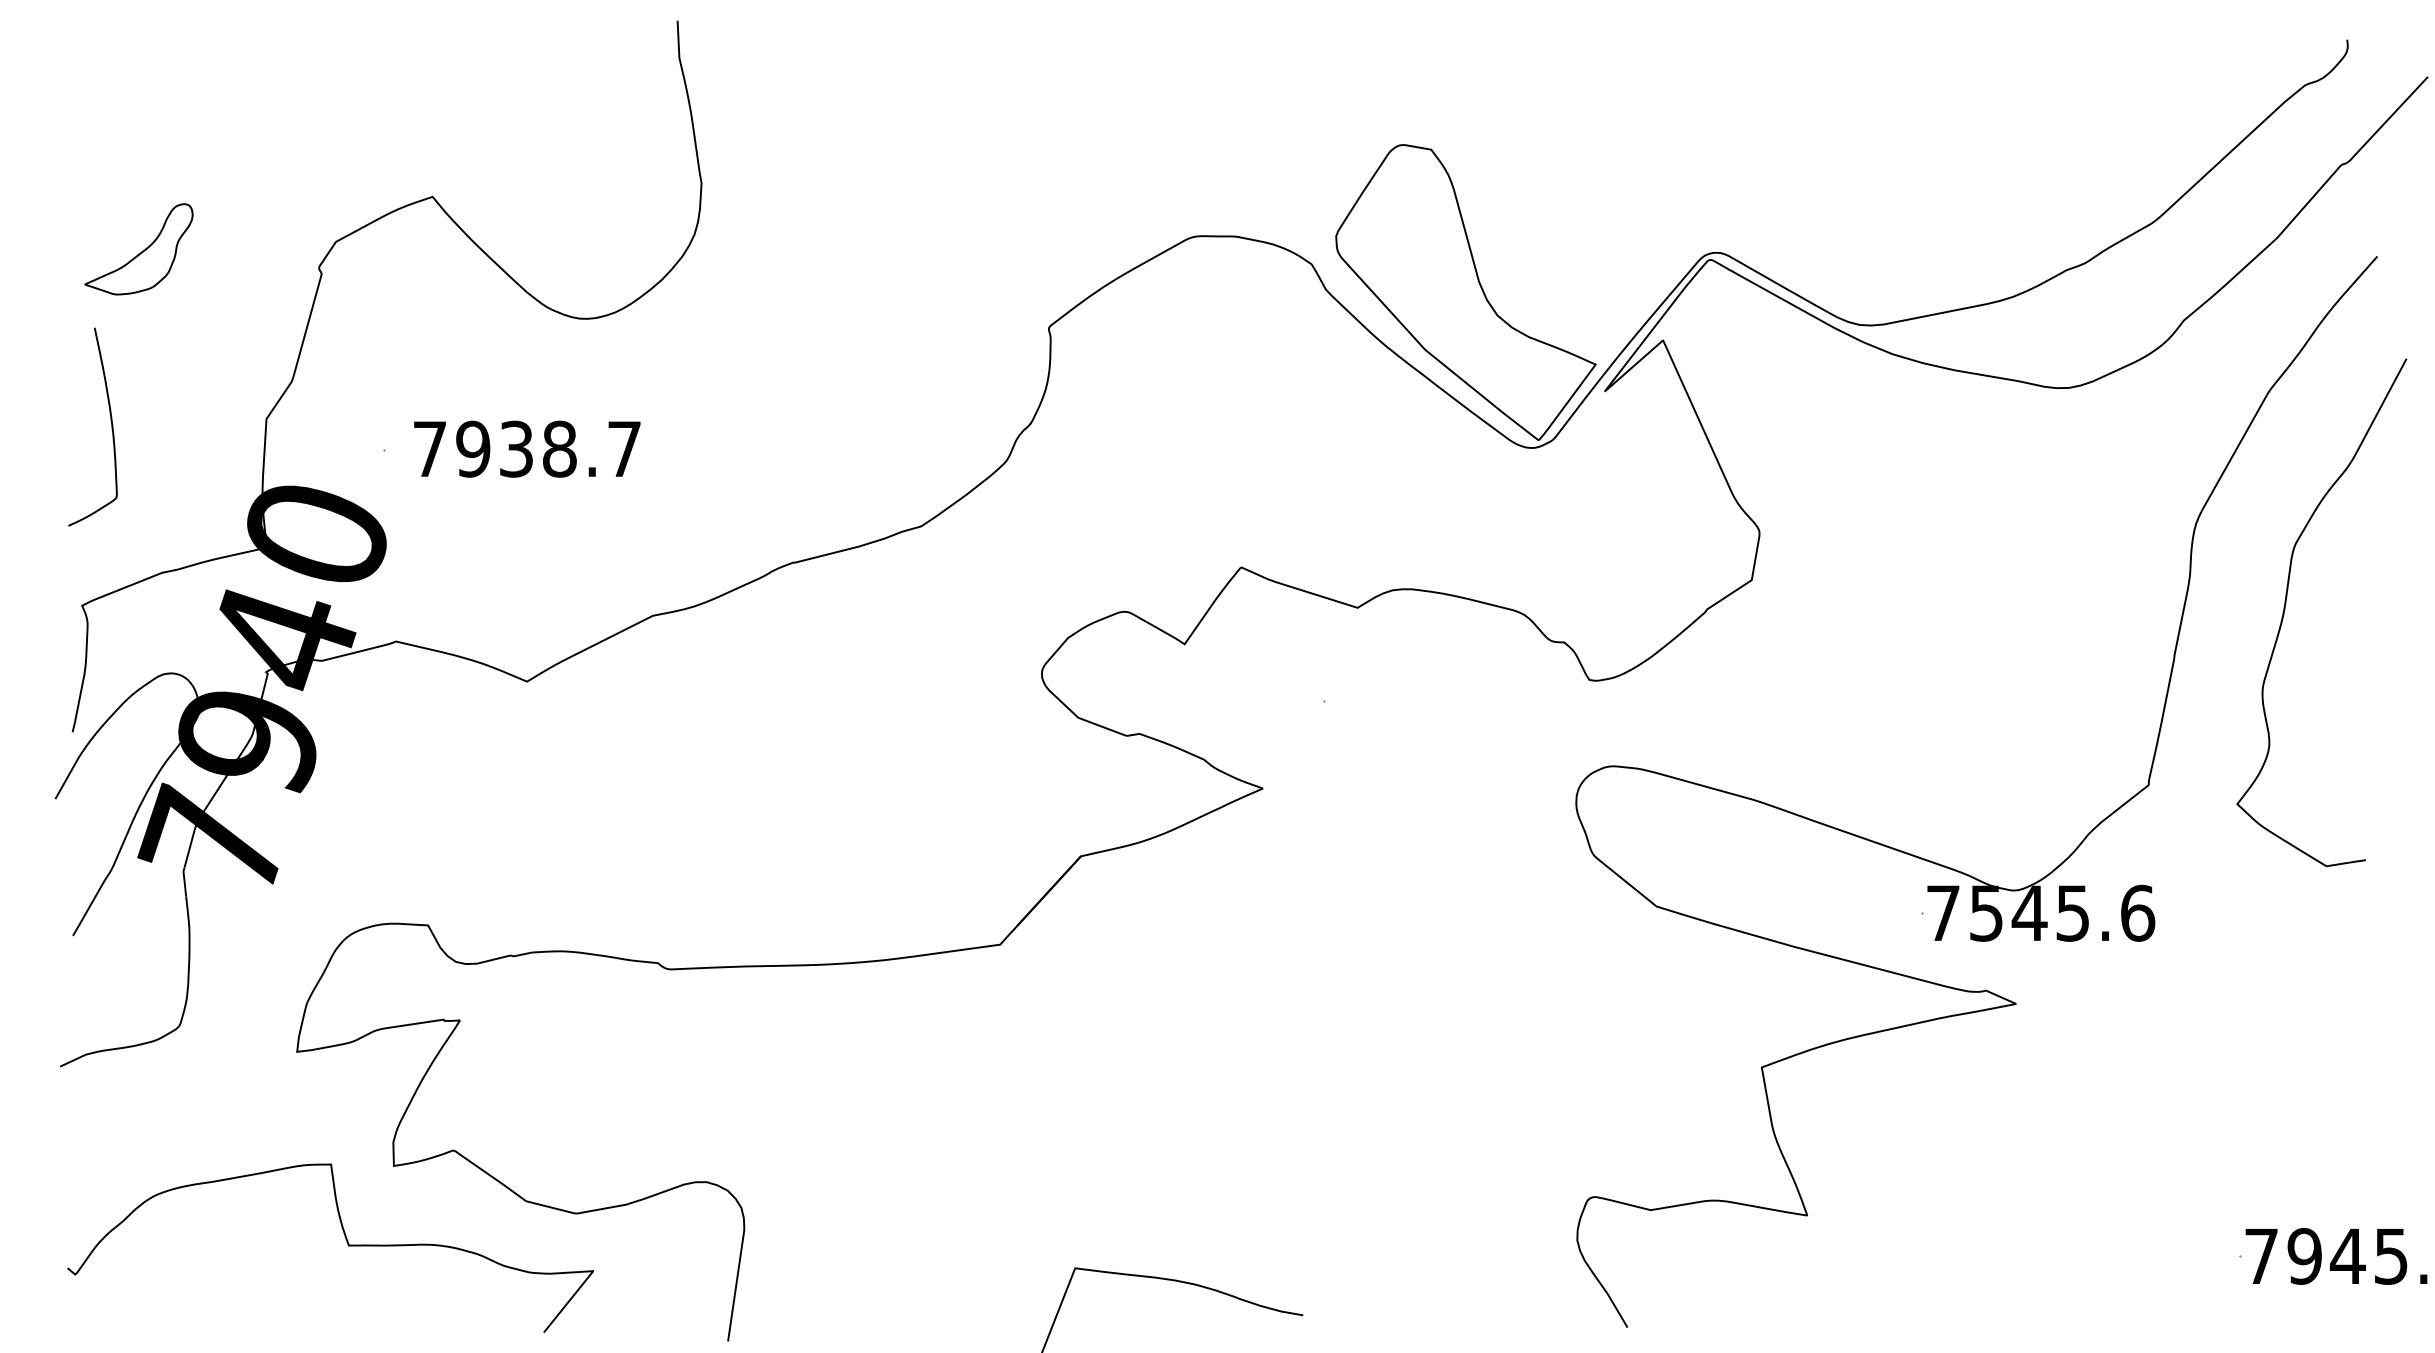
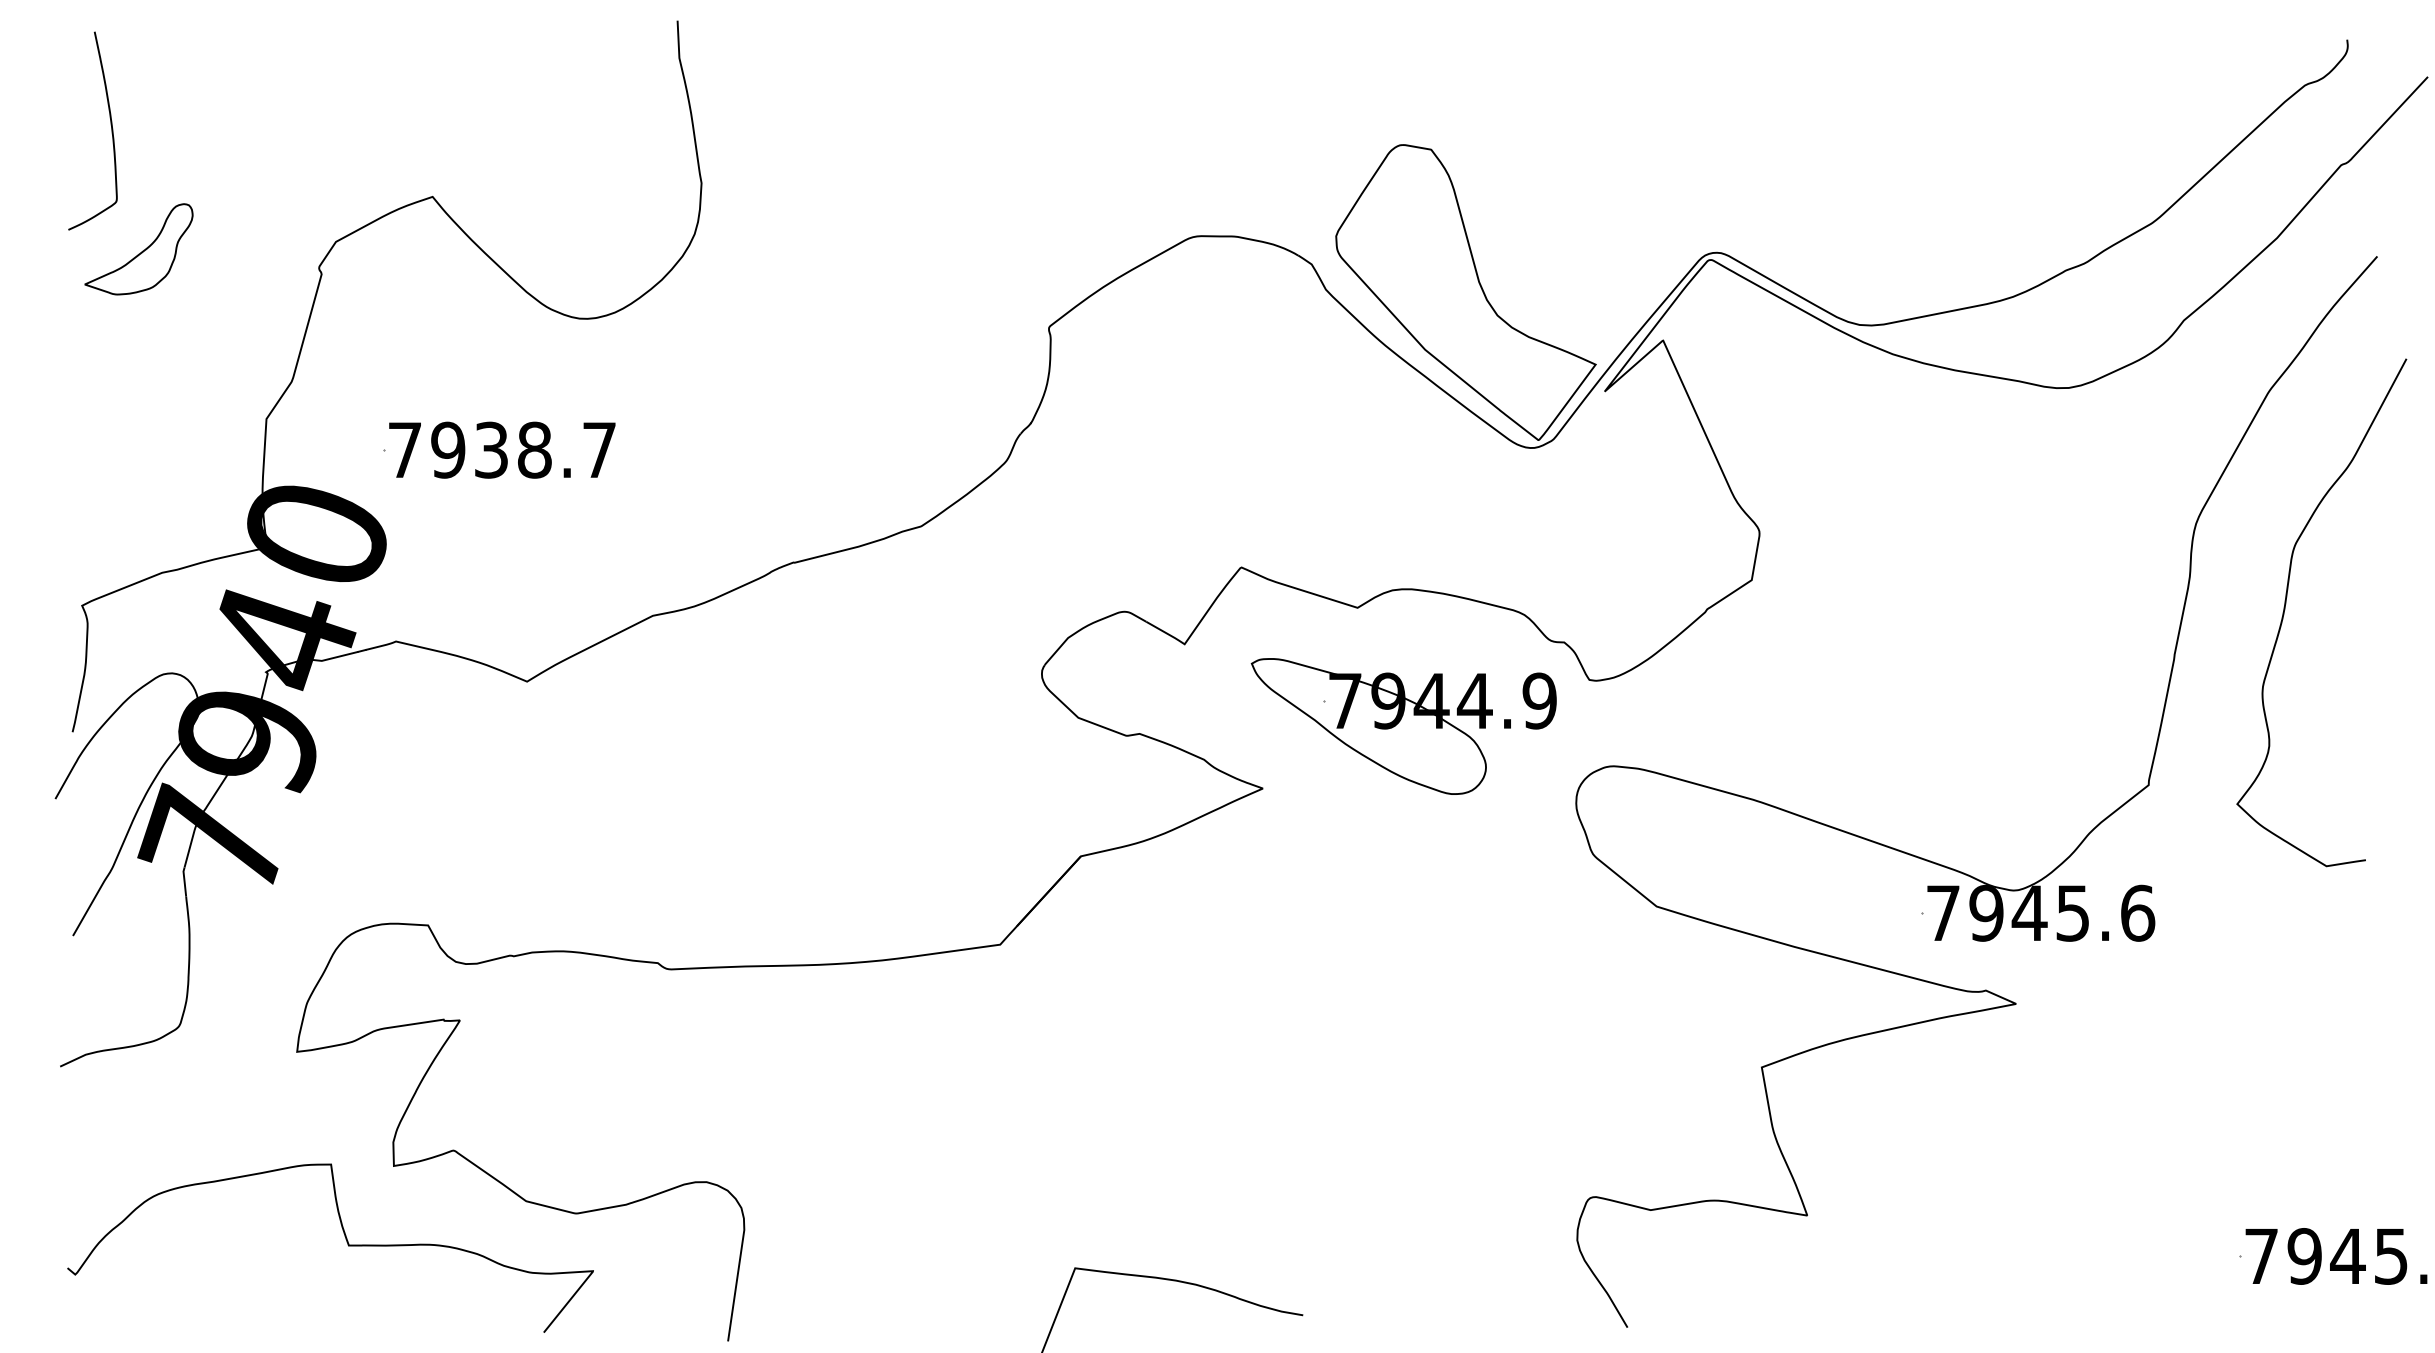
curve position: (110, 421) -> (110, 125) (110, 125)
text position: (527, 448) -> (502, 449) (502, 449)
part: none -> present (1403, 726)
text: 7545.6 -> 7945.6 (1986, 912)
